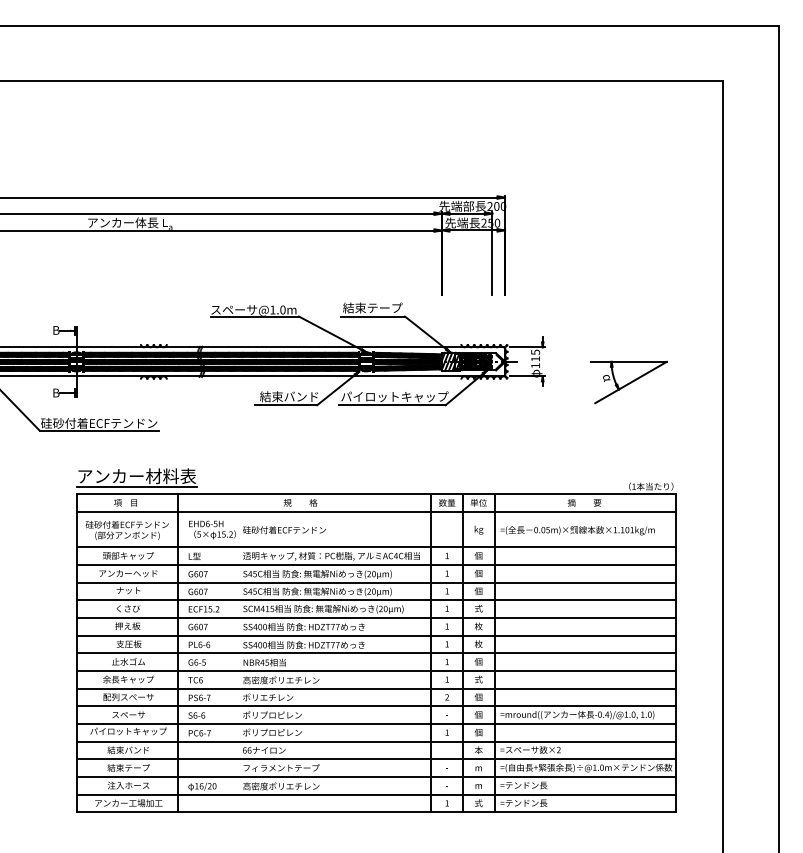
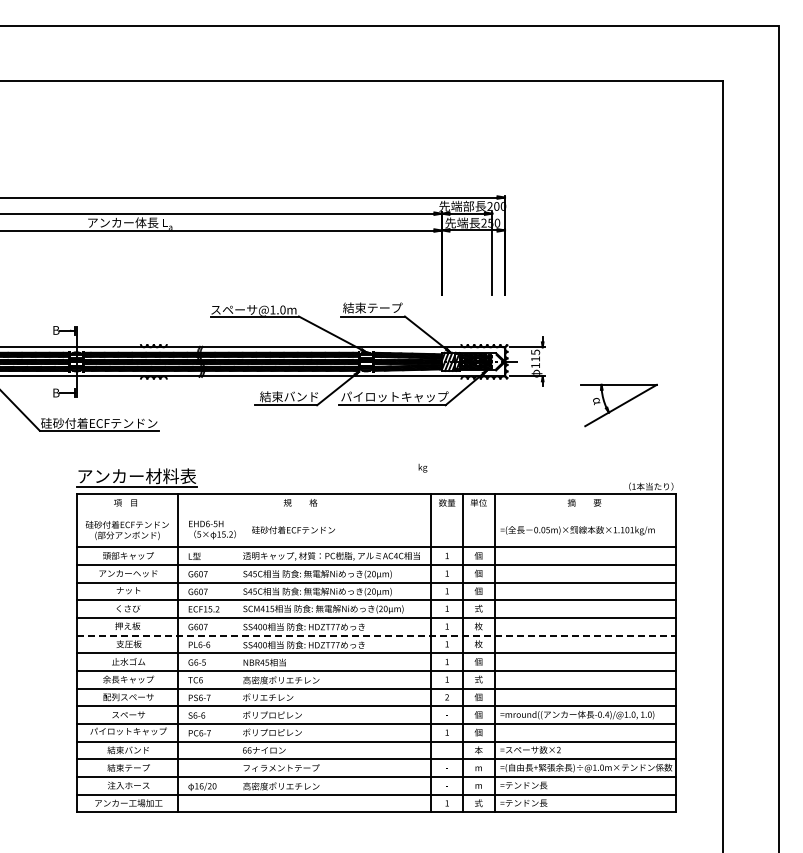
part position: (628, 382) -> (618, 405) (618, 405)
line: present -> none (376, 511)
text position: (478, 529) -> (422, 467) (422, 467)
text position: (284, 530) -> (293, 530) (293, 530)
line: solid -> dashed (376, 635)
